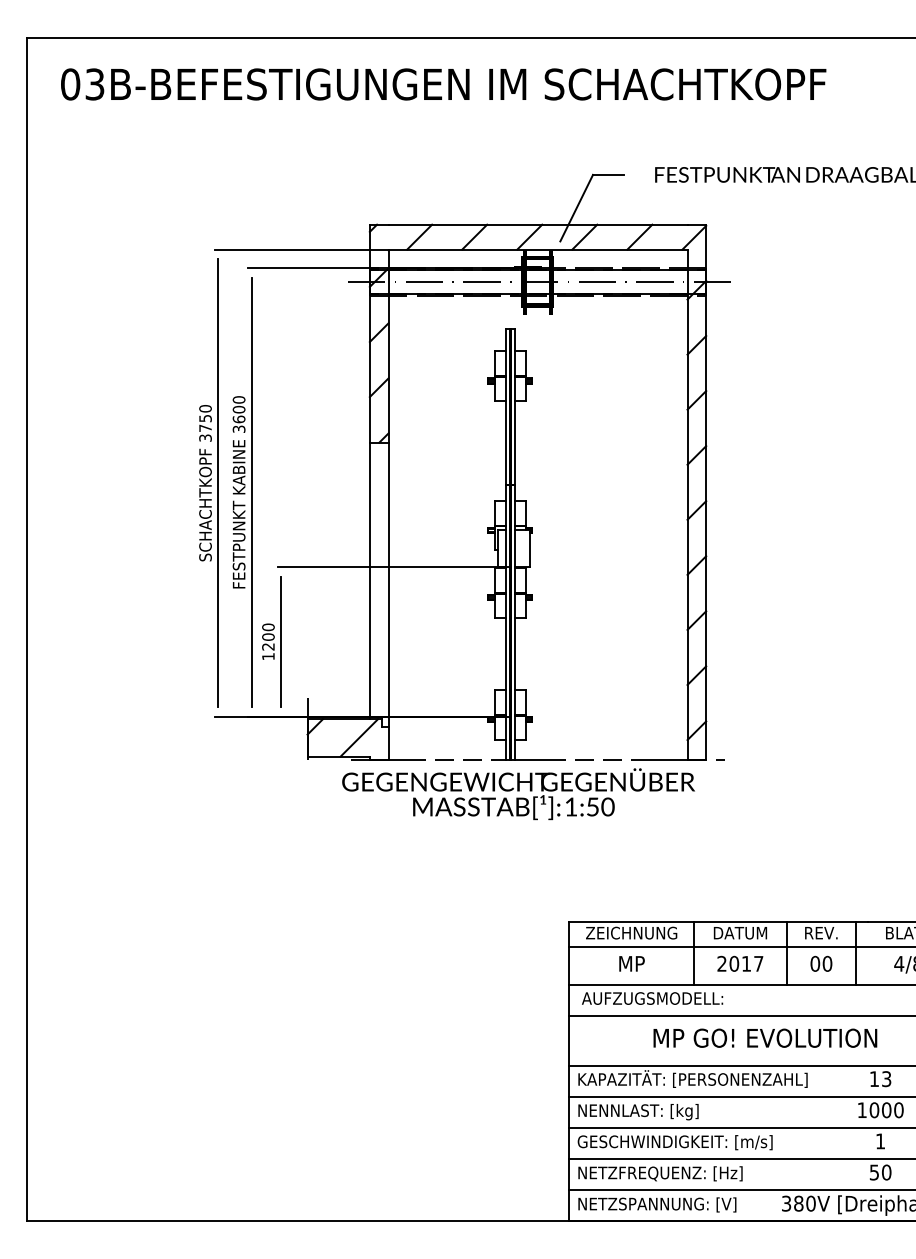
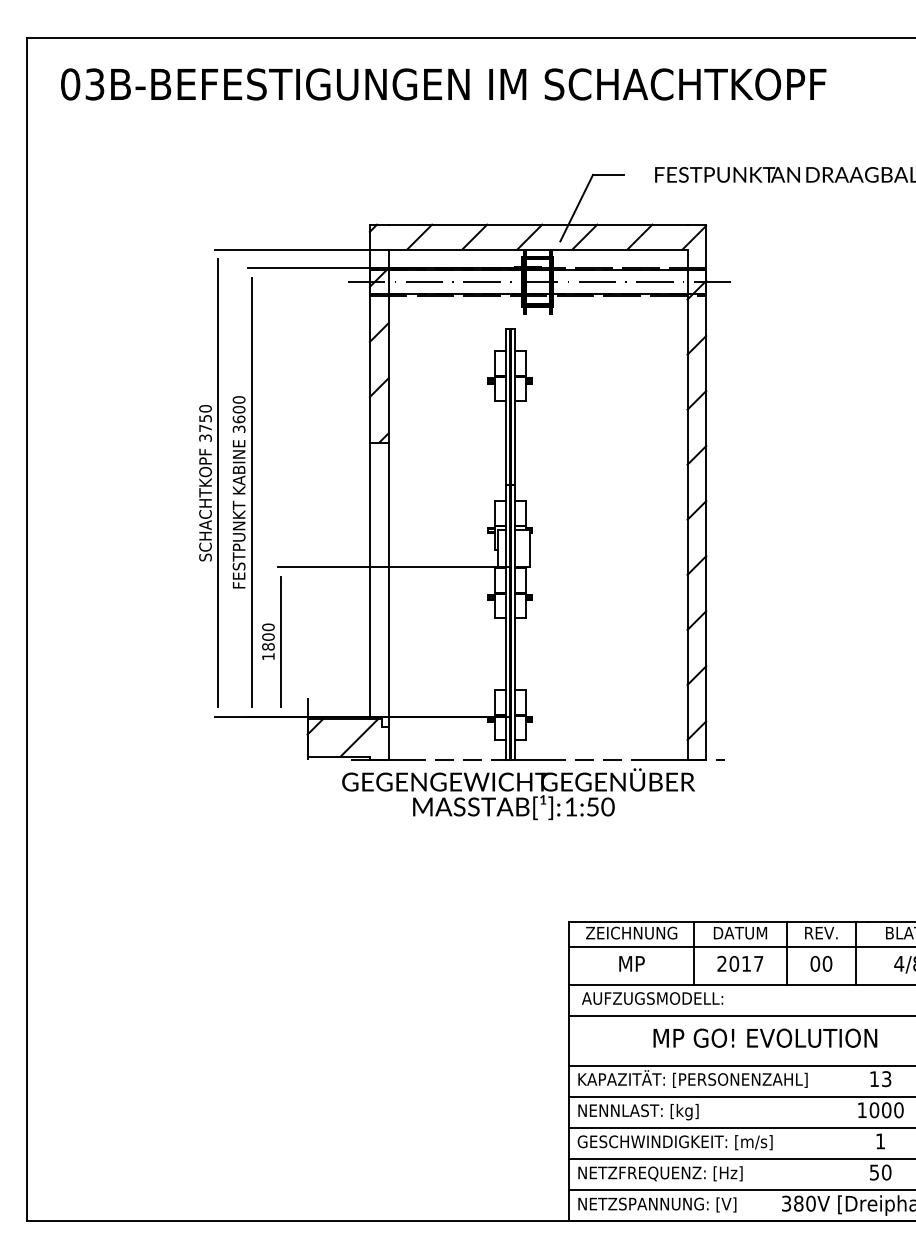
text: 1200 -> 1800 (268, 646)
